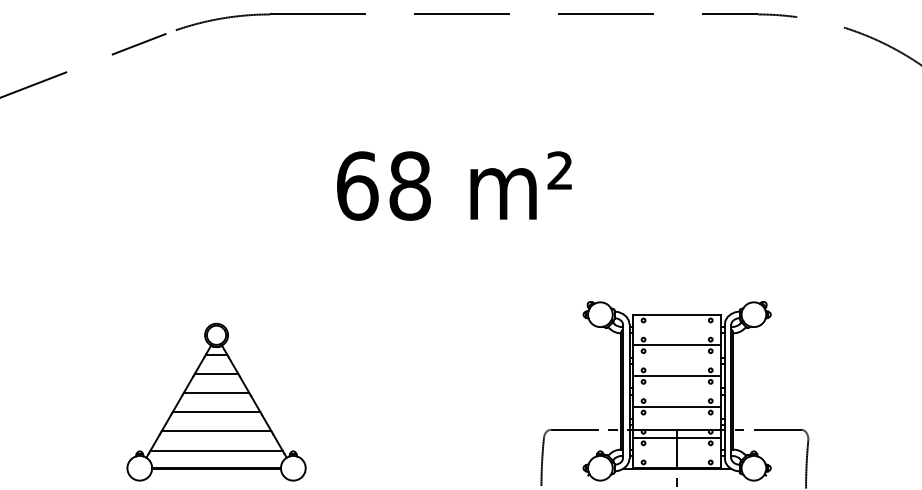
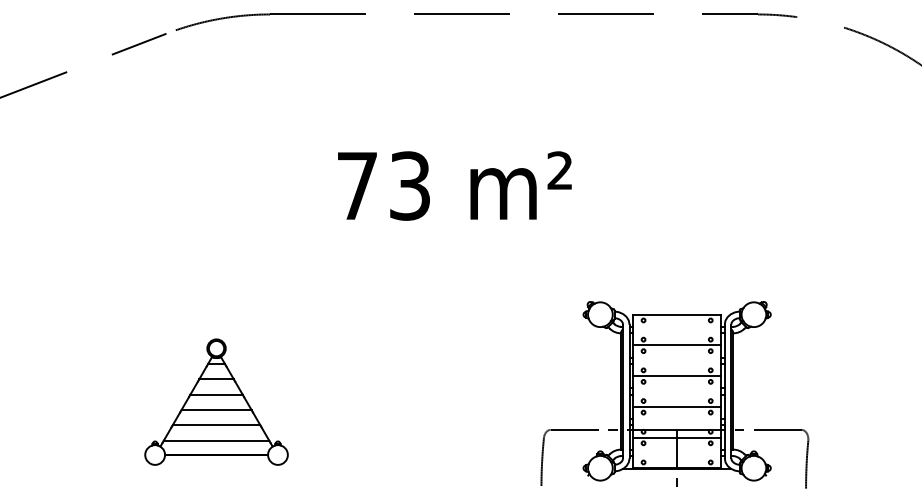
text: 68 -> 73 (383, 185)
part size: 181x160 px -> 145x128 px (216, 401)
